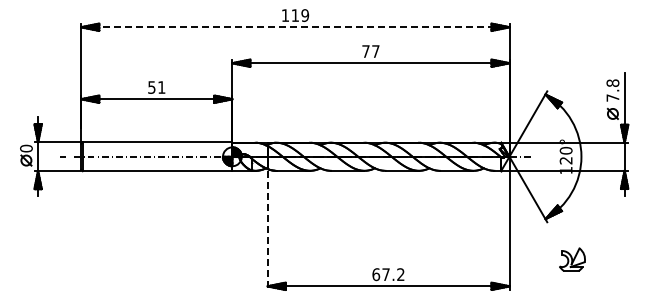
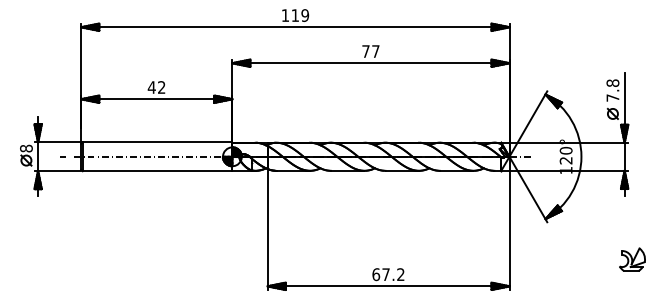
line: dashed -> solid (295, 27)
text: 51 -> 42 (156, 87)
text: 0 -> 8 (26, 148)
line: dashed -> solid (267, 230)
part position: (572, 259) -> (632, 259) (632, 259)
